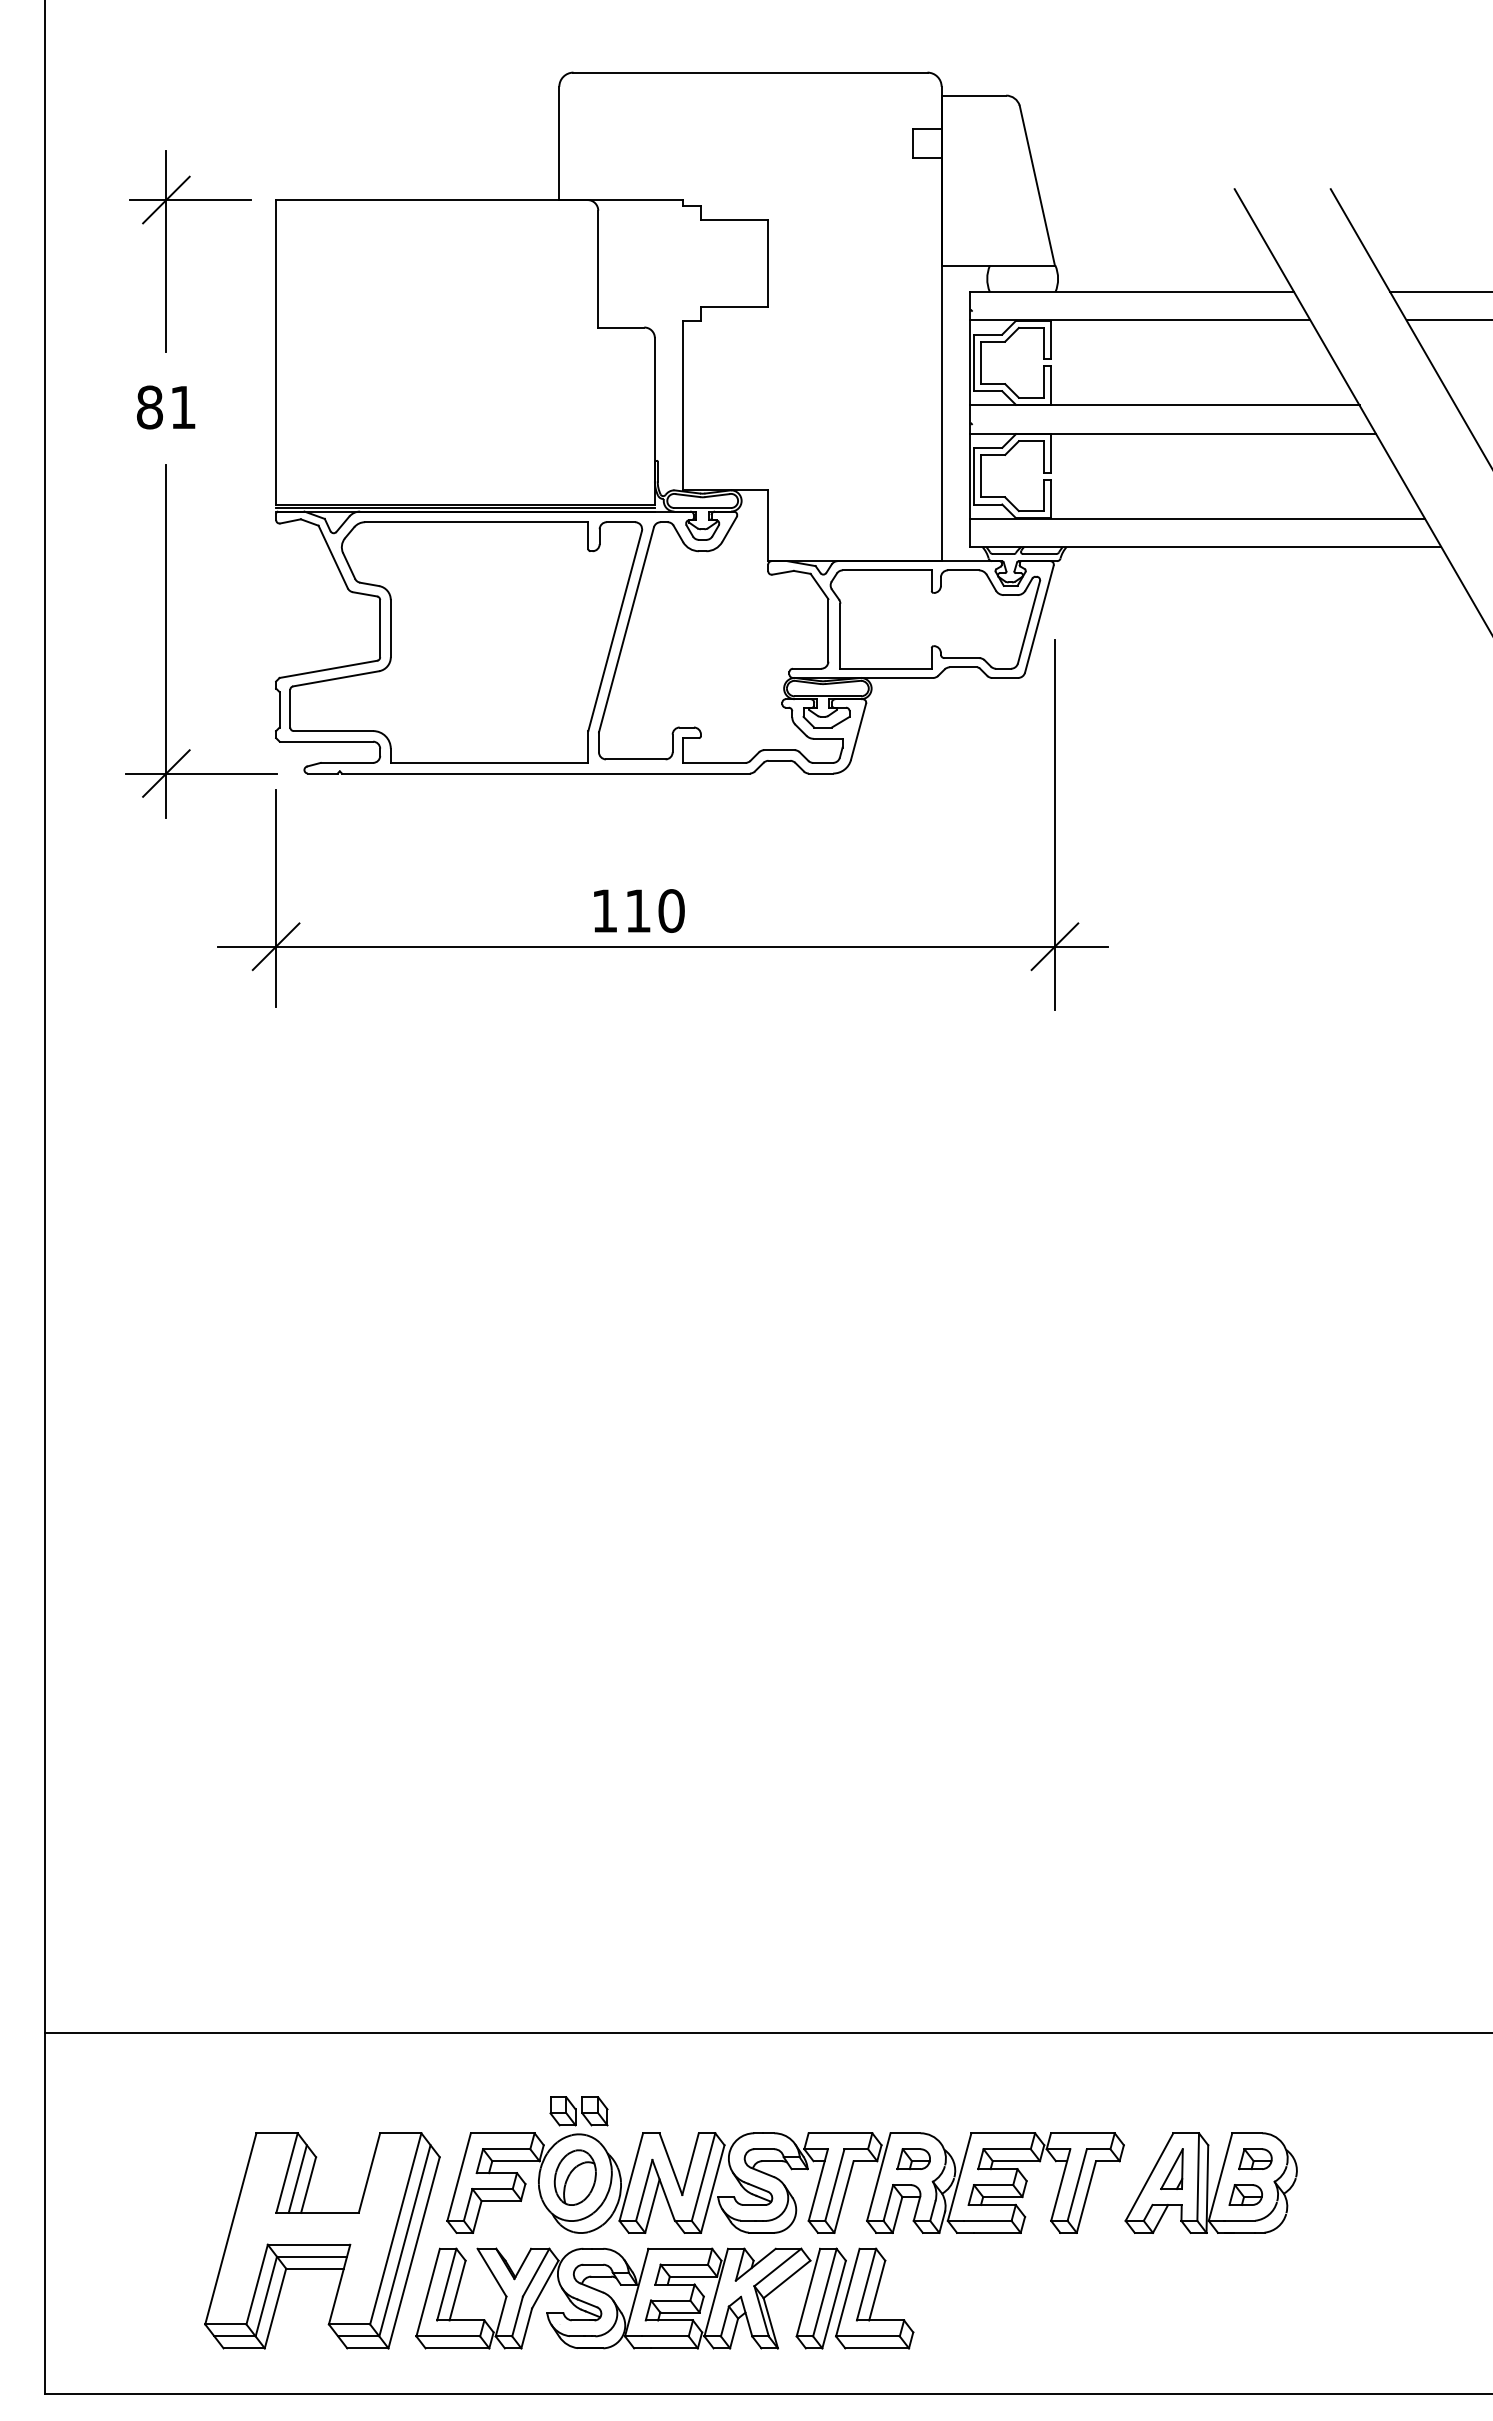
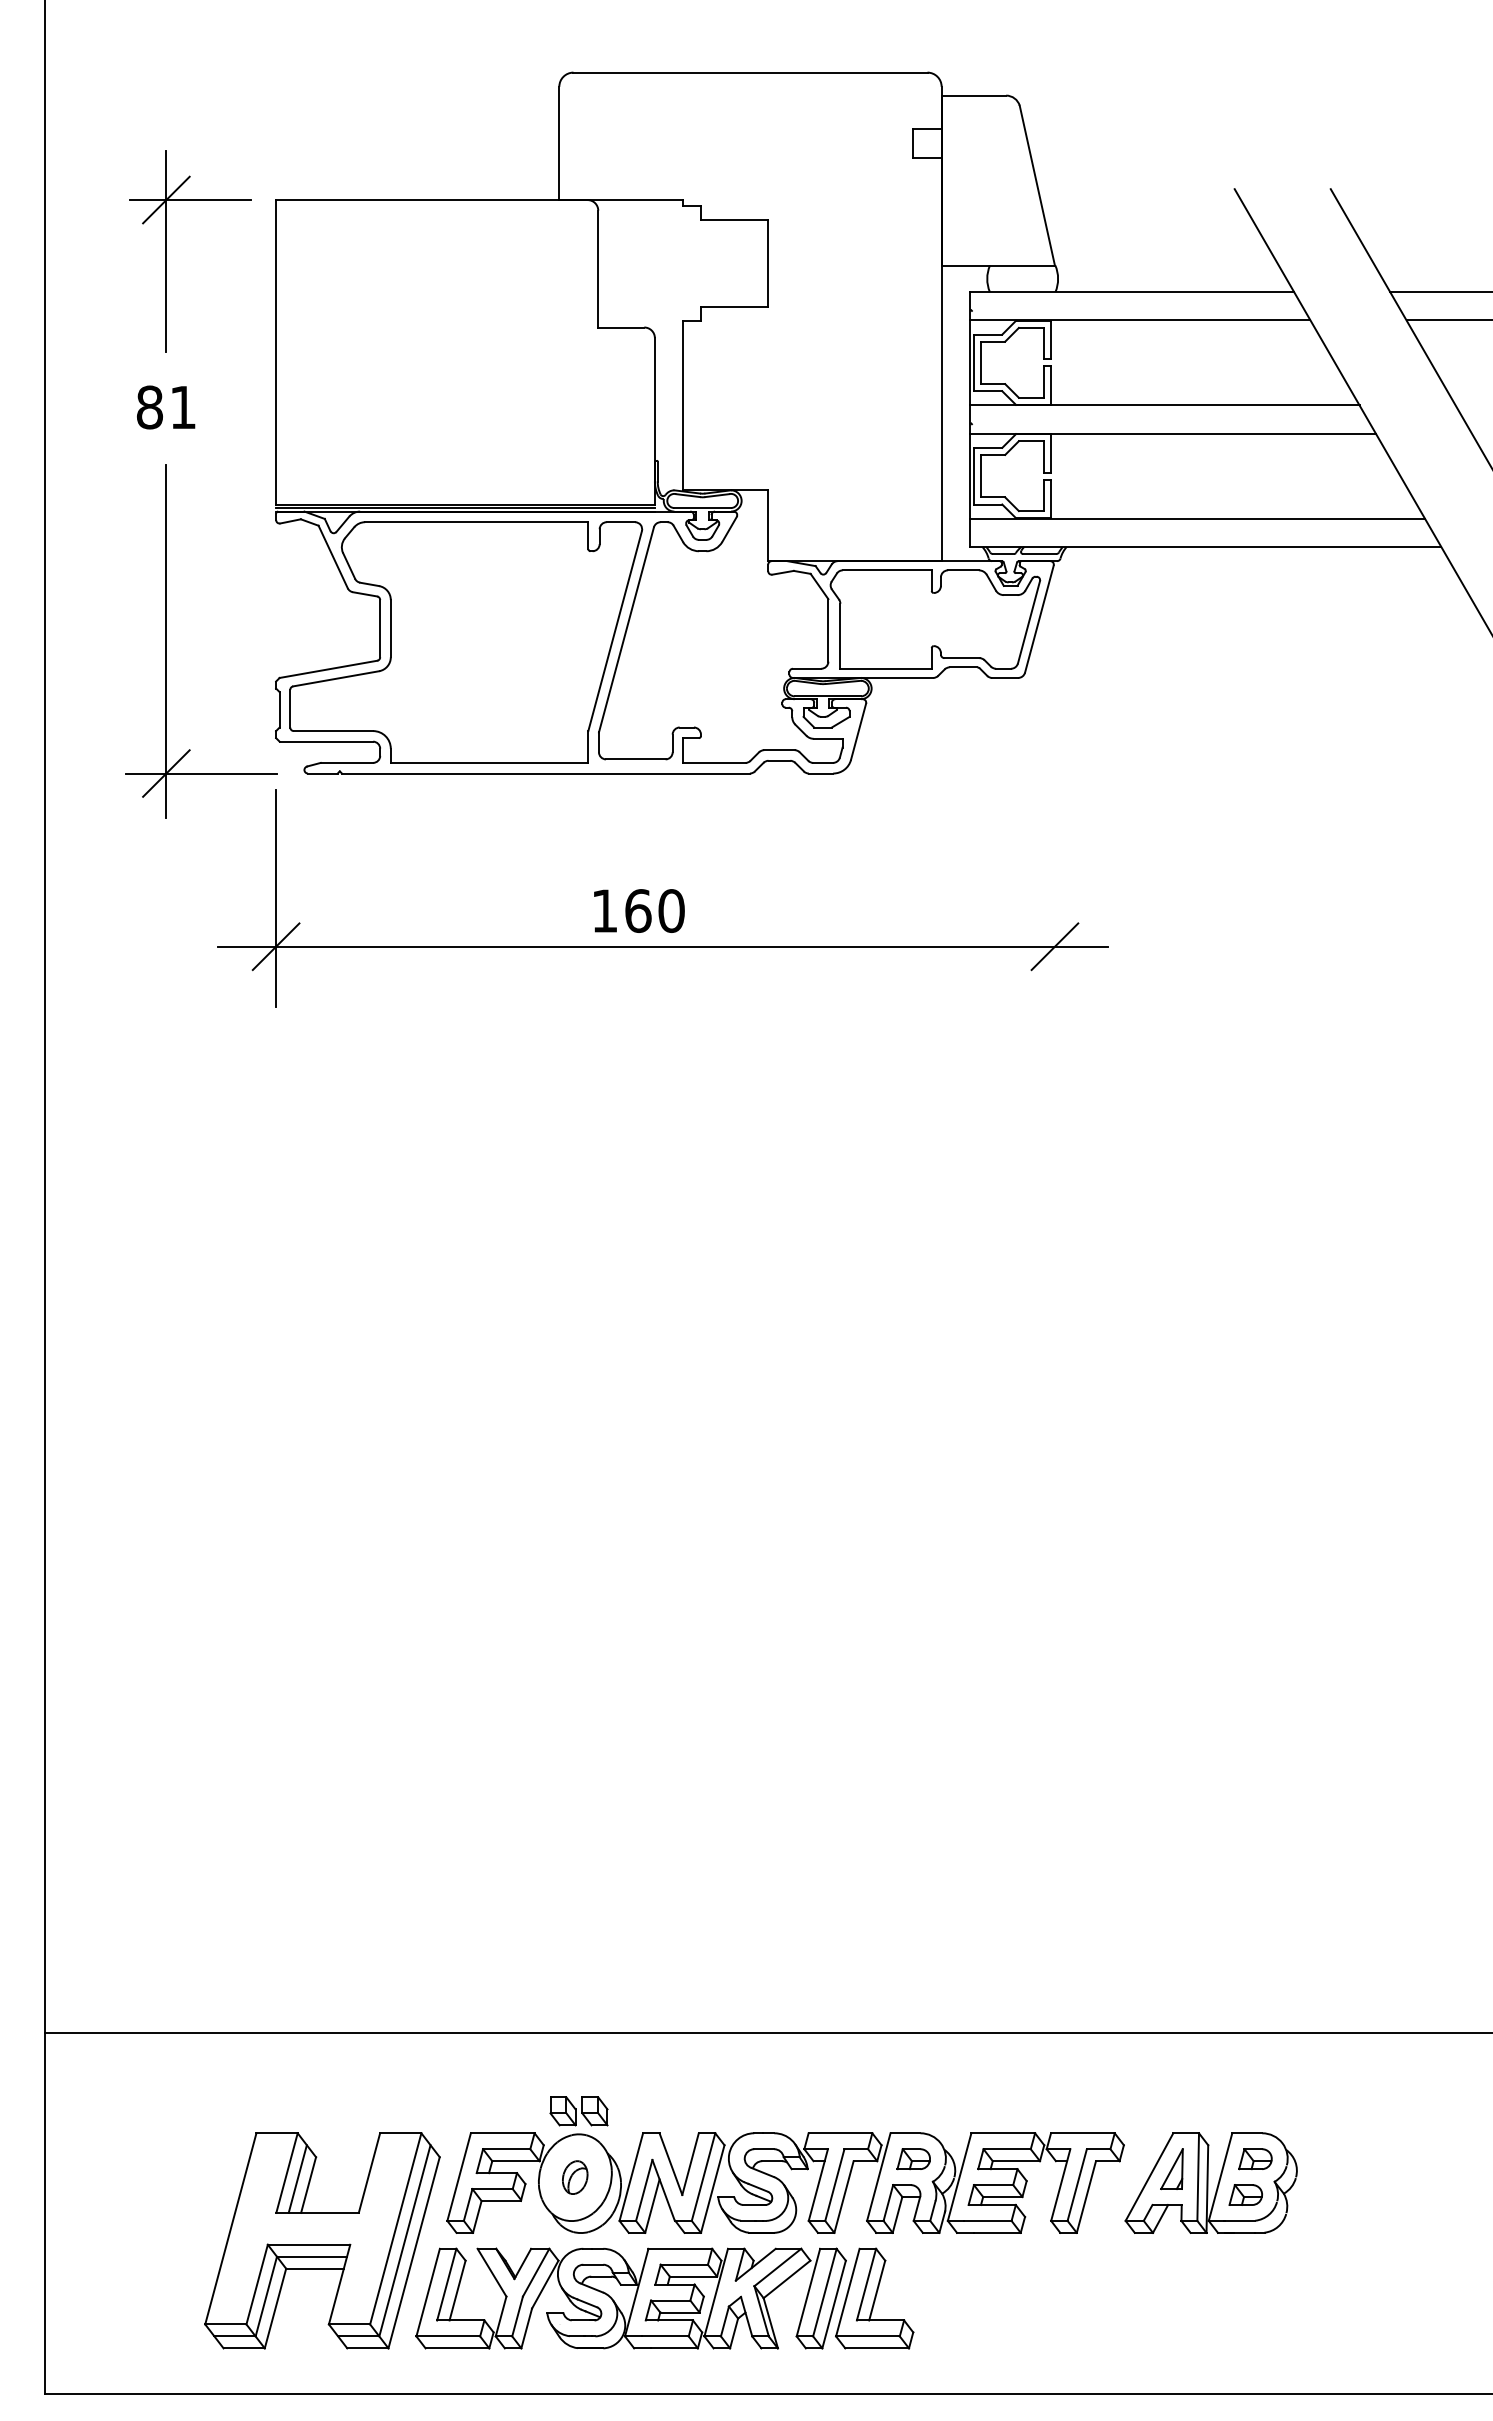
line: present -> none (1054, 824)
text: 110 -> 160 (638, 910)
part size: 44x57 px -> 27x35 px (575, 2177)
